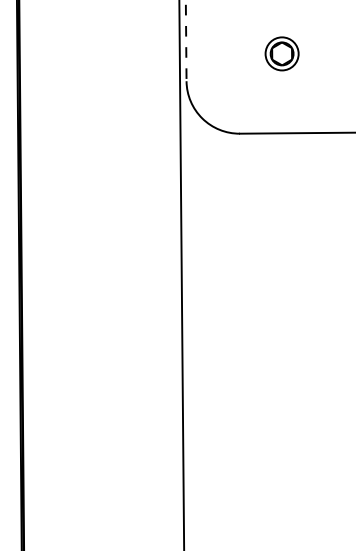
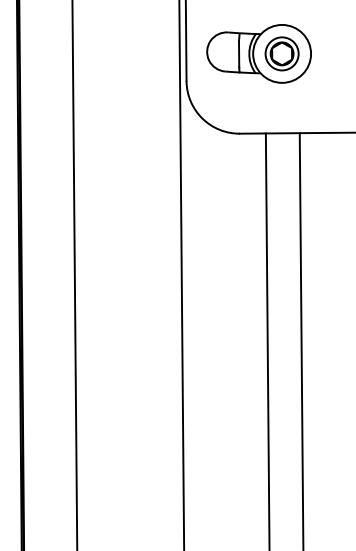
line: dashed -> solid (186, 41)
part: none -> present (258, 53)
line: none -> present (74, 274)
line: none -> present (267, 340)
line: none -> present (301, 340)
